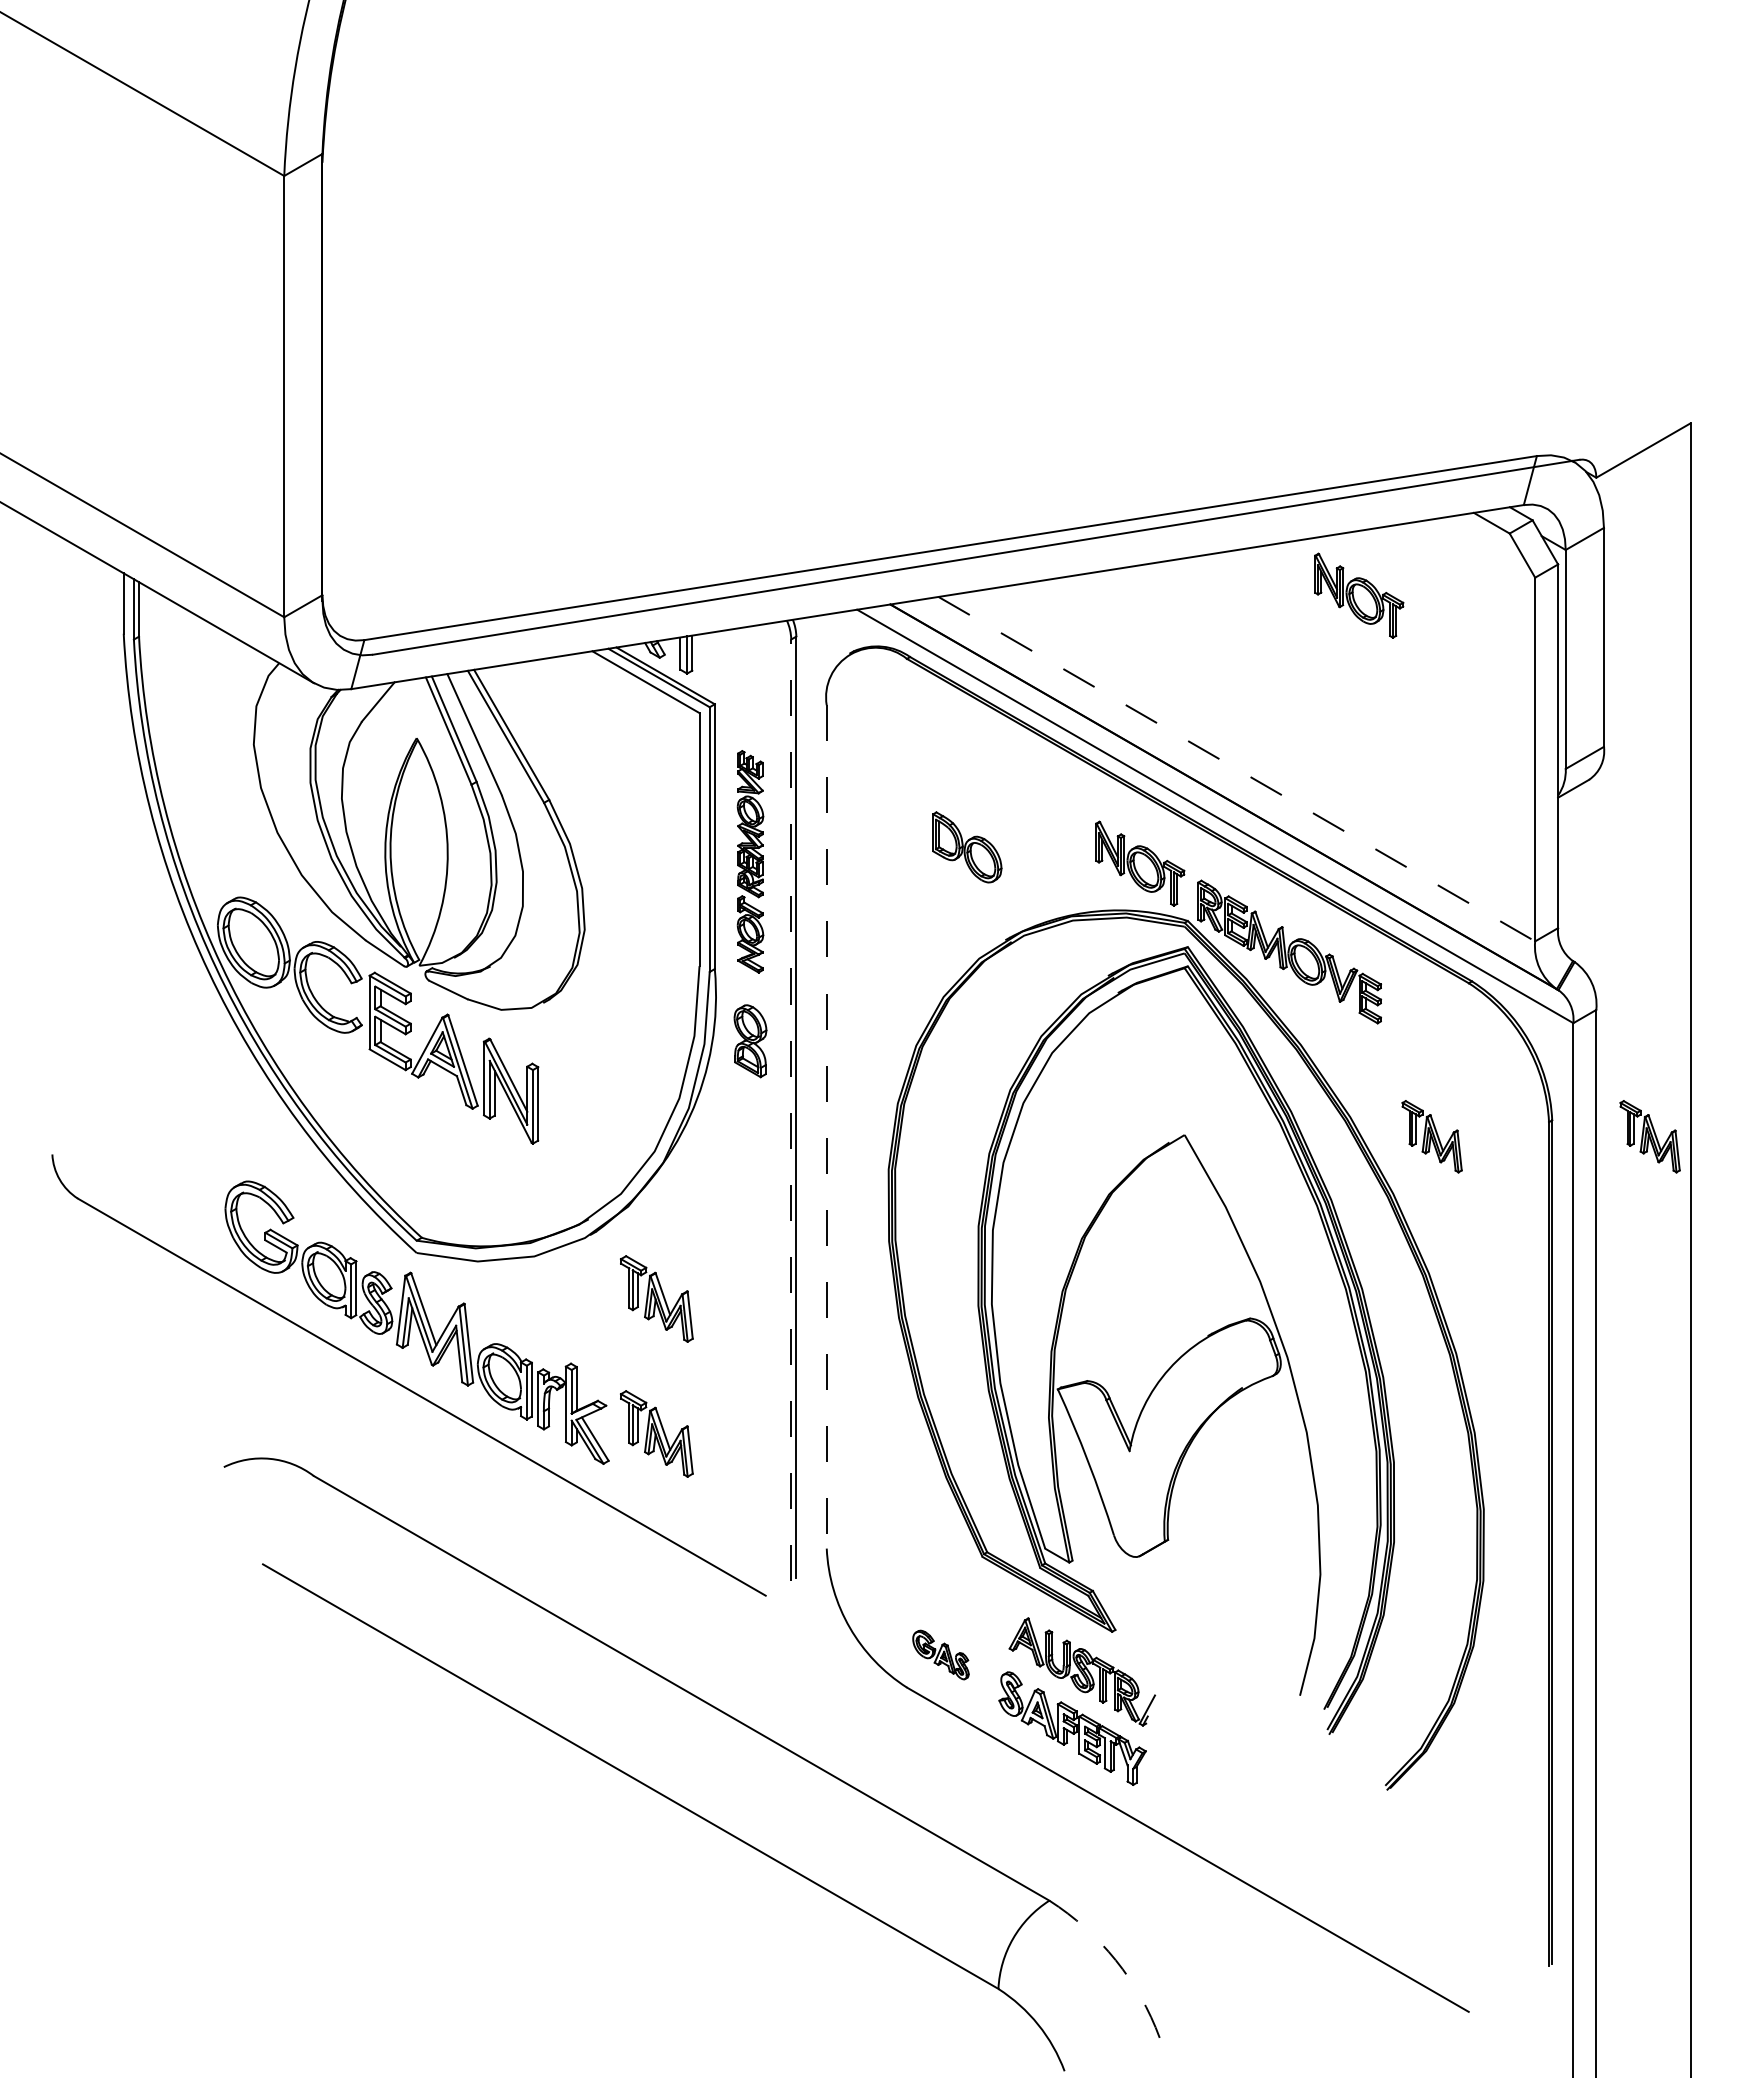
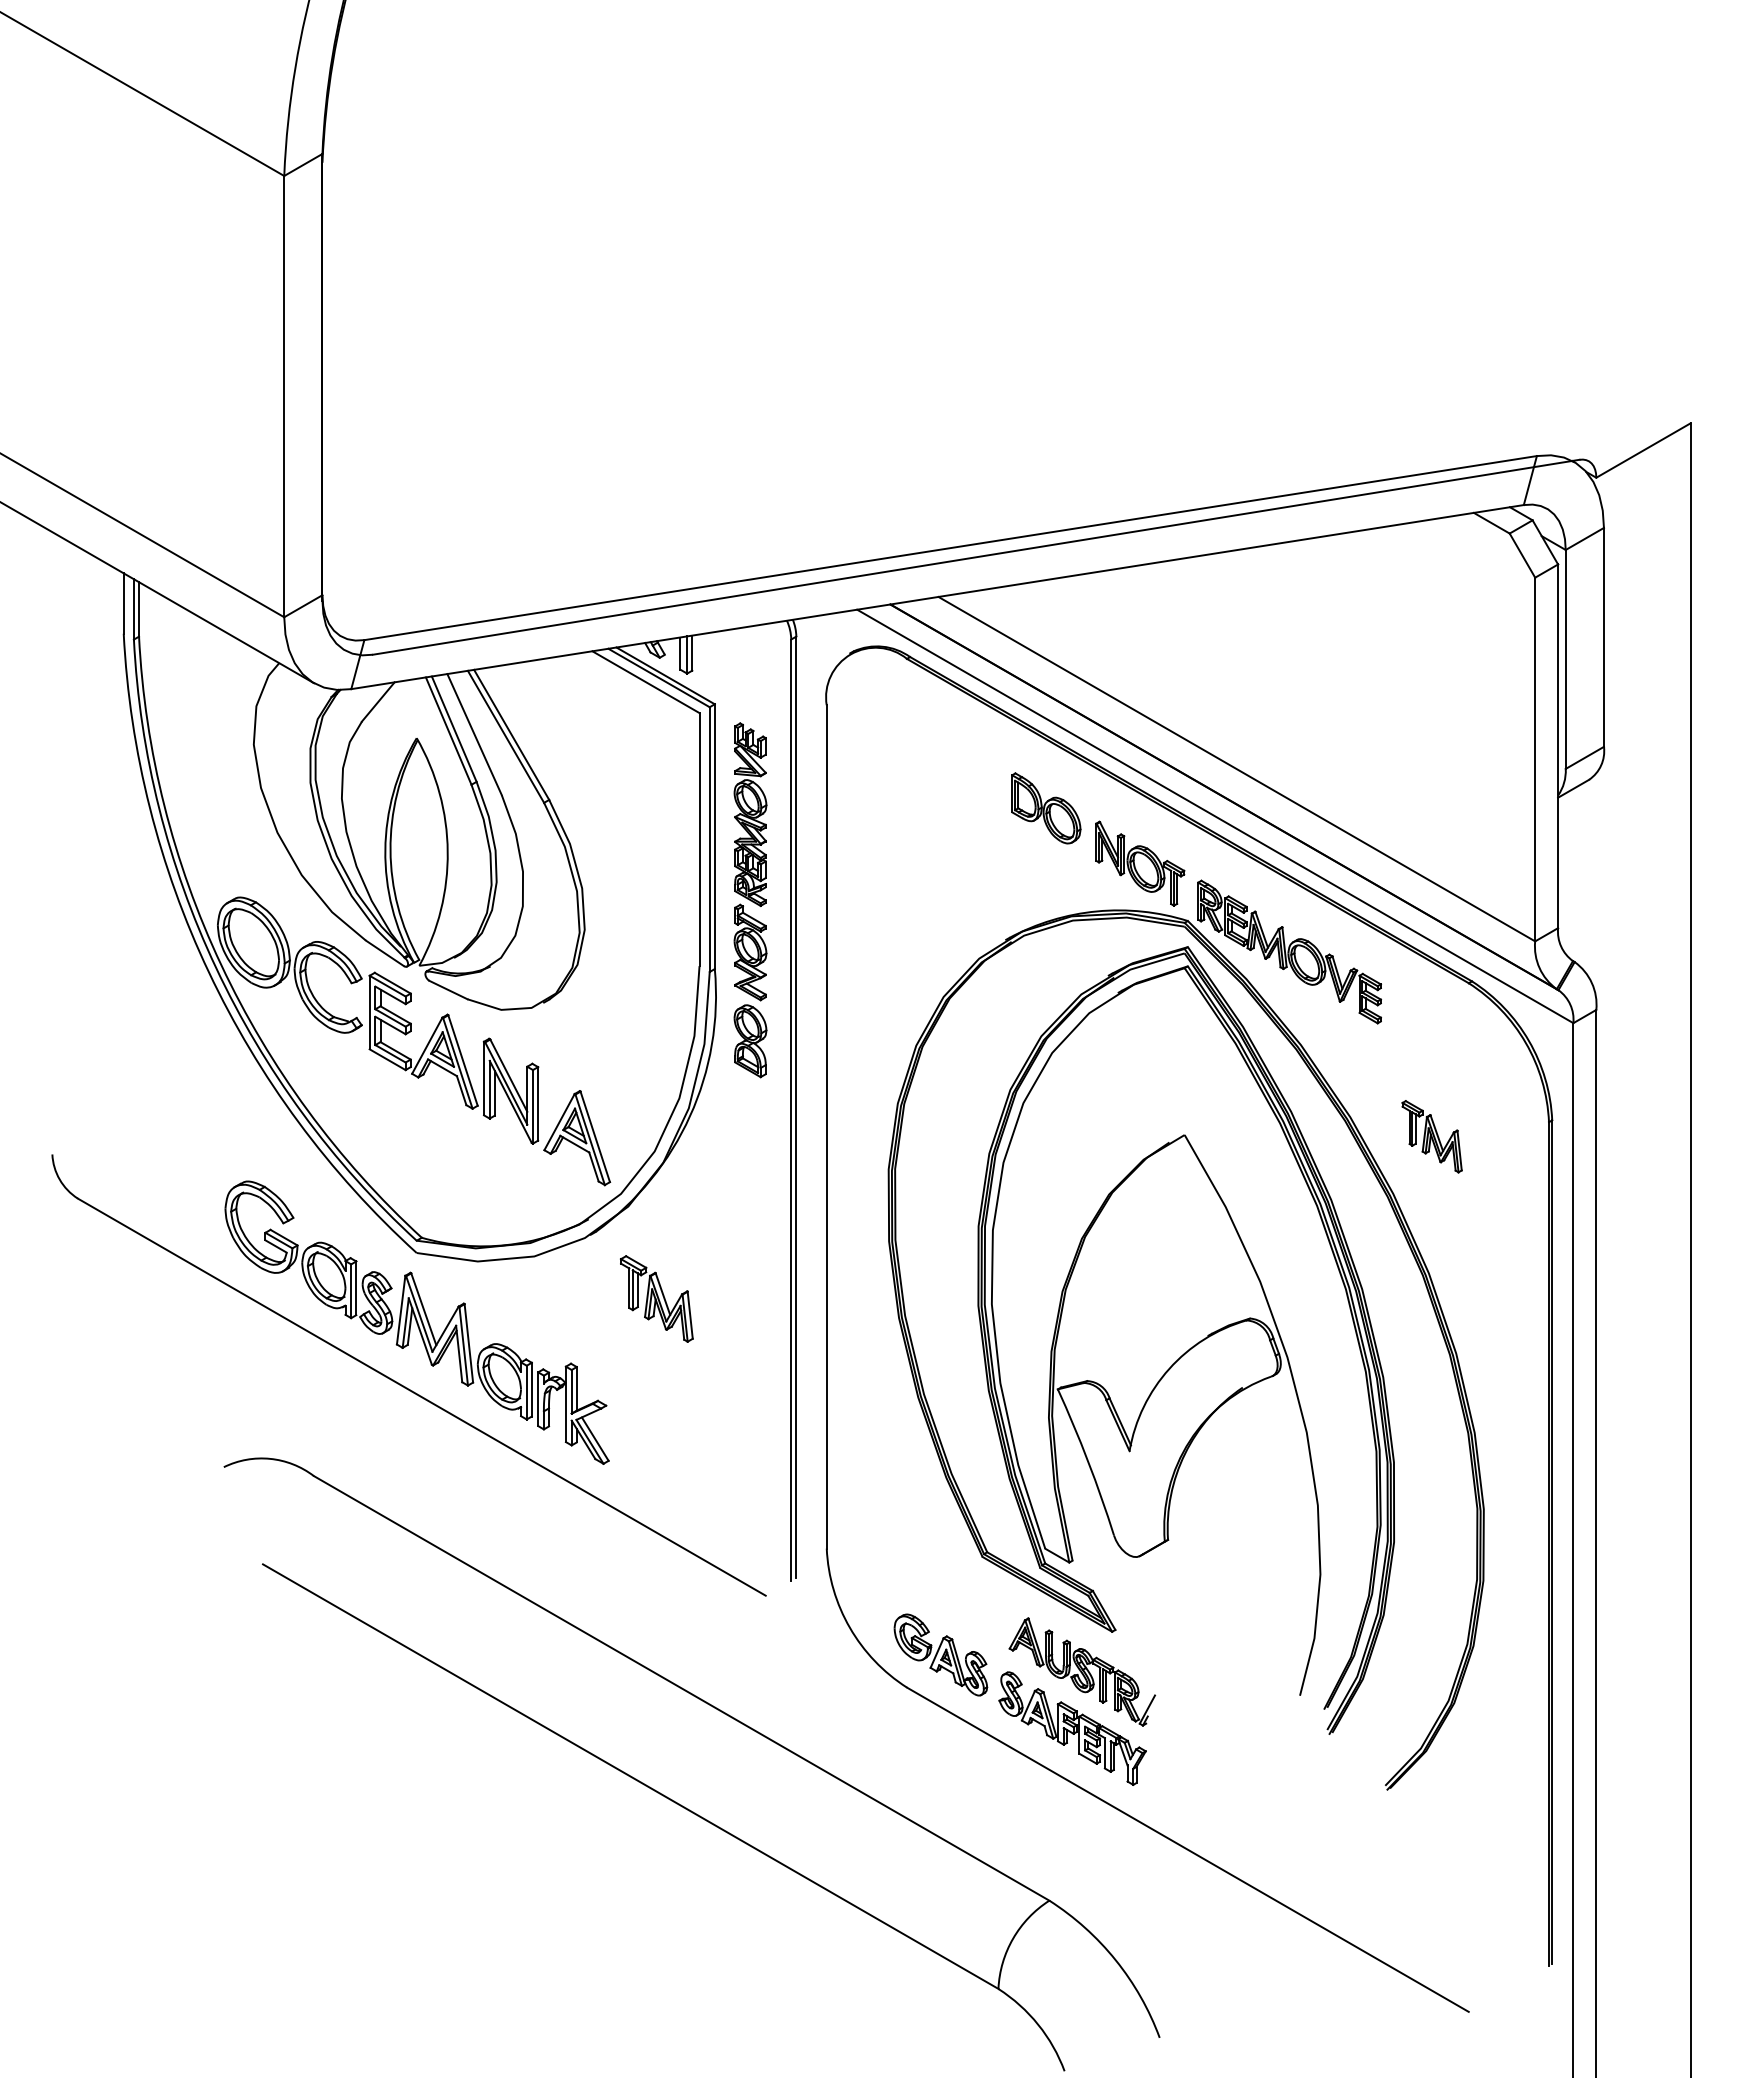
part: present -> none (1359, 595)
line: dashed -> solid (1237, 769)
part position: (967, 847) -> (1046, 808) (1046, 808)
part size: 29x224 px -> 35x280 px (750, 861)
line: dashed -> solid (791, 1110)
line: dashed -> solid (826, 1126)
part: present -> none (1649, 1136)
part: none -> present (577, 1138)
part: present -> none (656, 1433)
part size: 58x52 px -> 96x84 px (940, 1654)
arc: dashed -> solid (1115, 1960)
